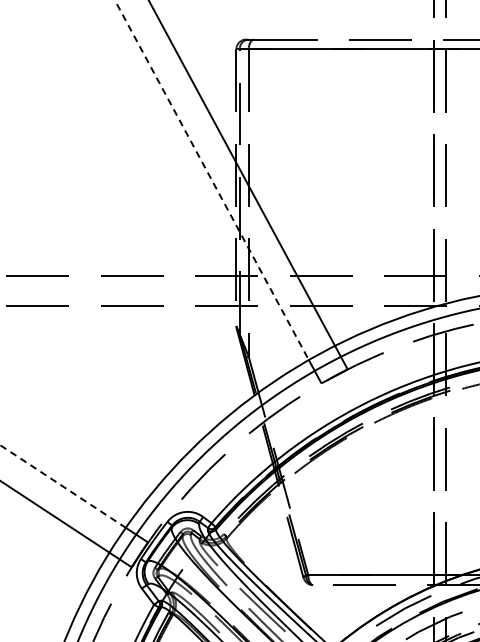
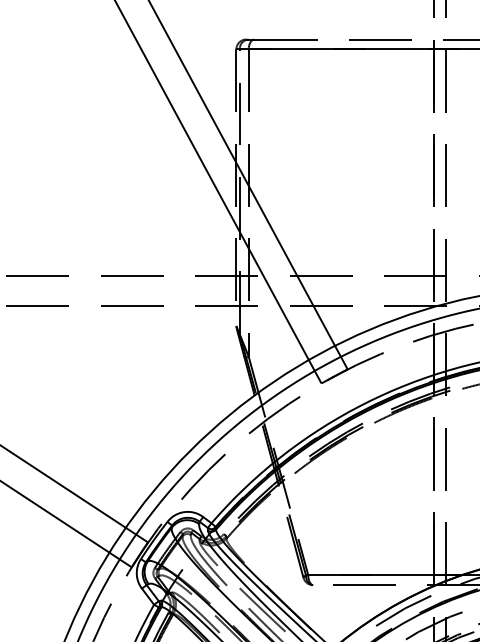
line: dashed -> solid (212, 180)
line: dashed -> solid (63, 486)
